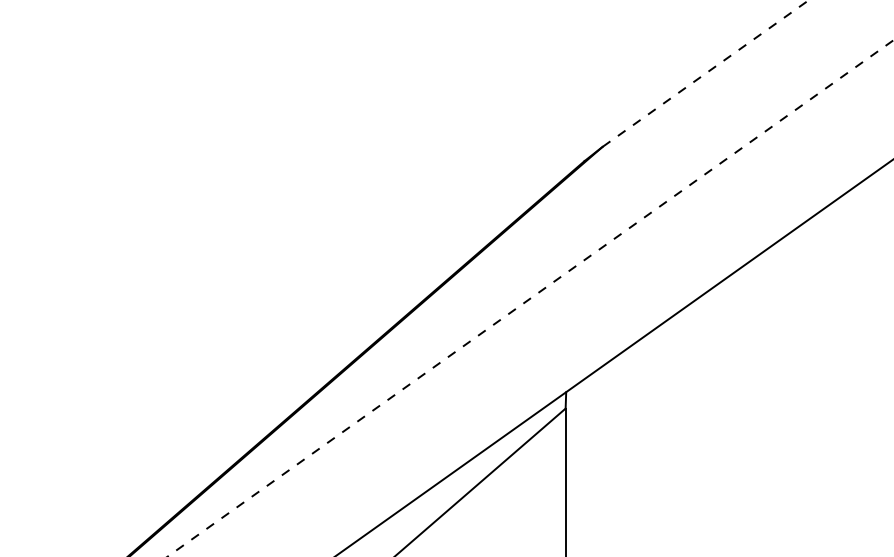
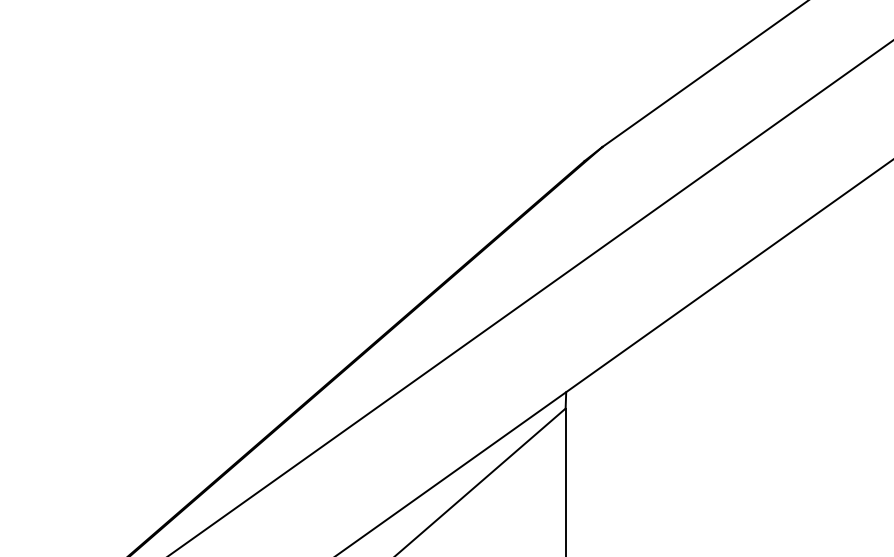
line: dashed -> solid (705, 74)
line: dashed -> solid (530, 298)
